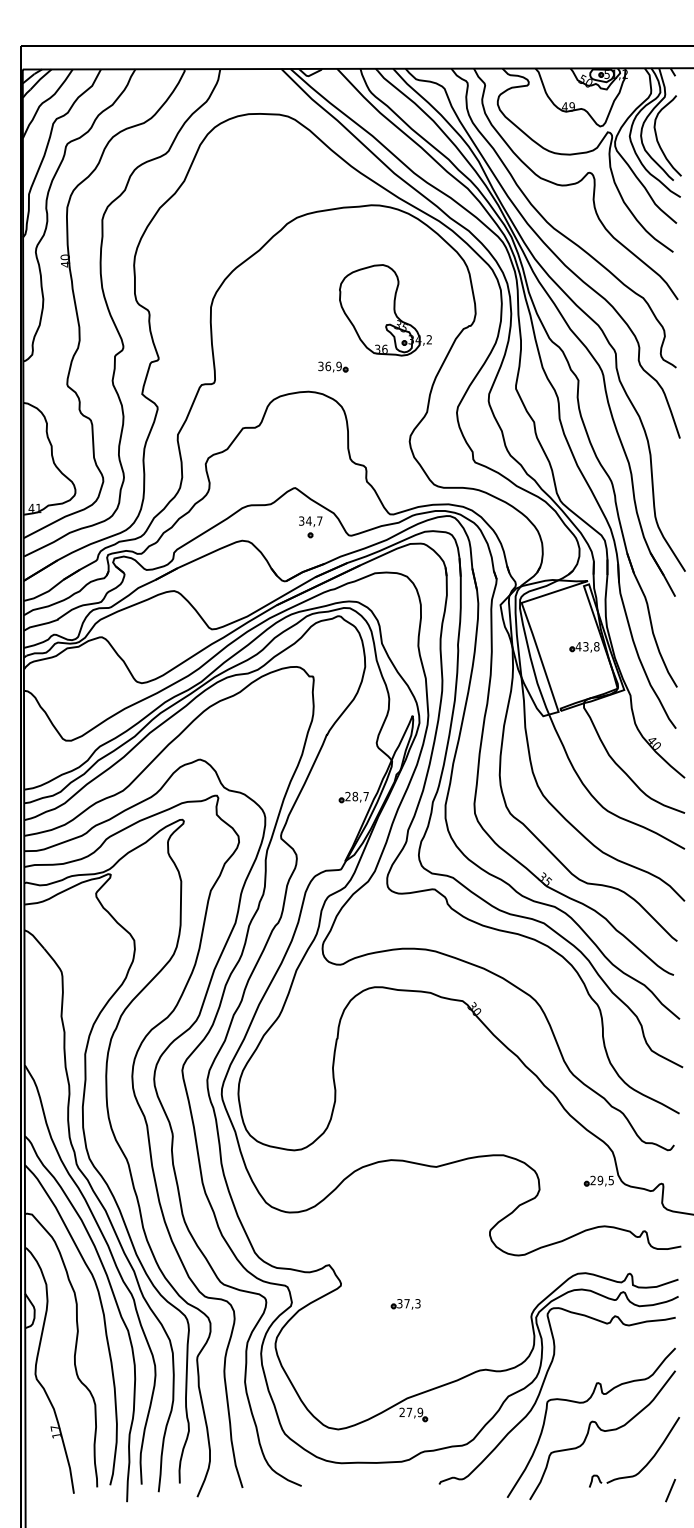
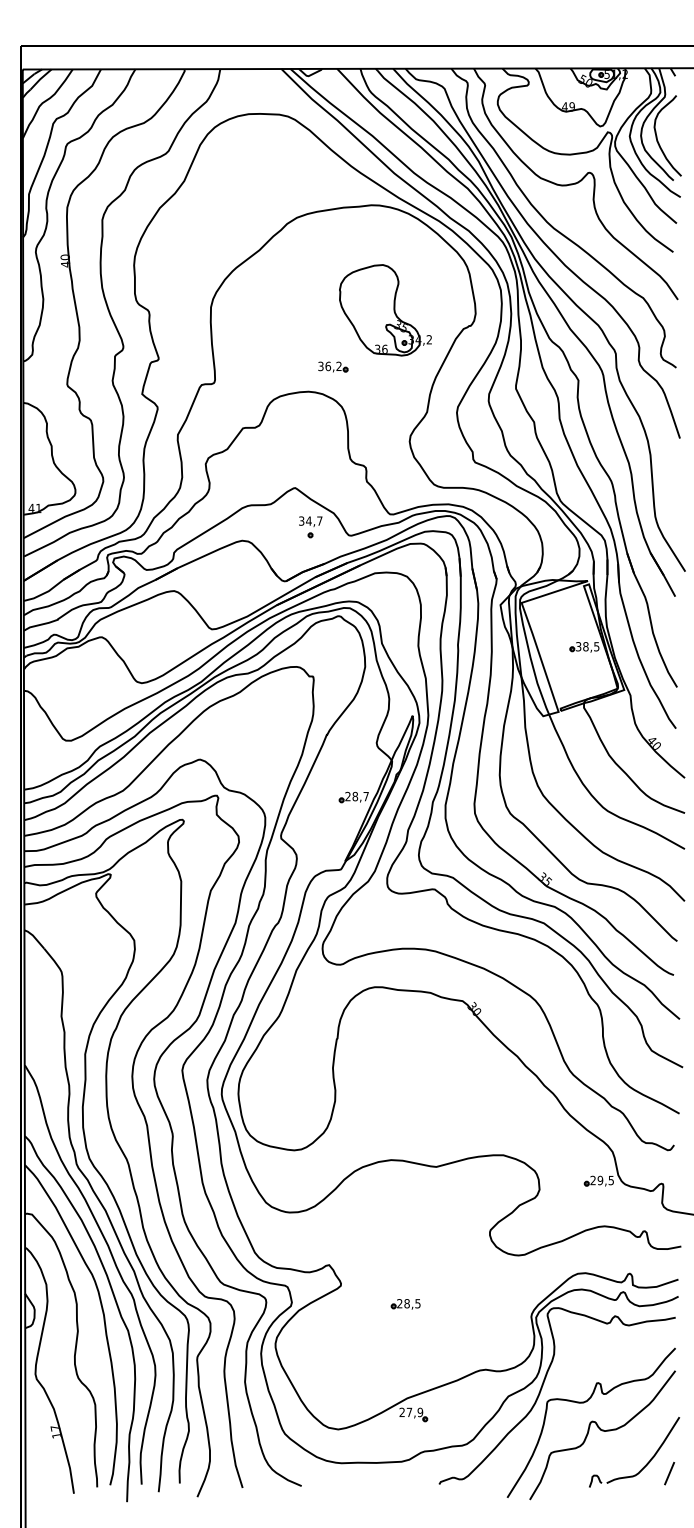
text: 36,9 -> 36,2 (338, 366)
text: 43,8 -> 38,5 (587, 646)
text: 37,3 -> 28,5 (408, 1303)
line position: (670, 1490) -> (669, 1473) (669, 1473)
